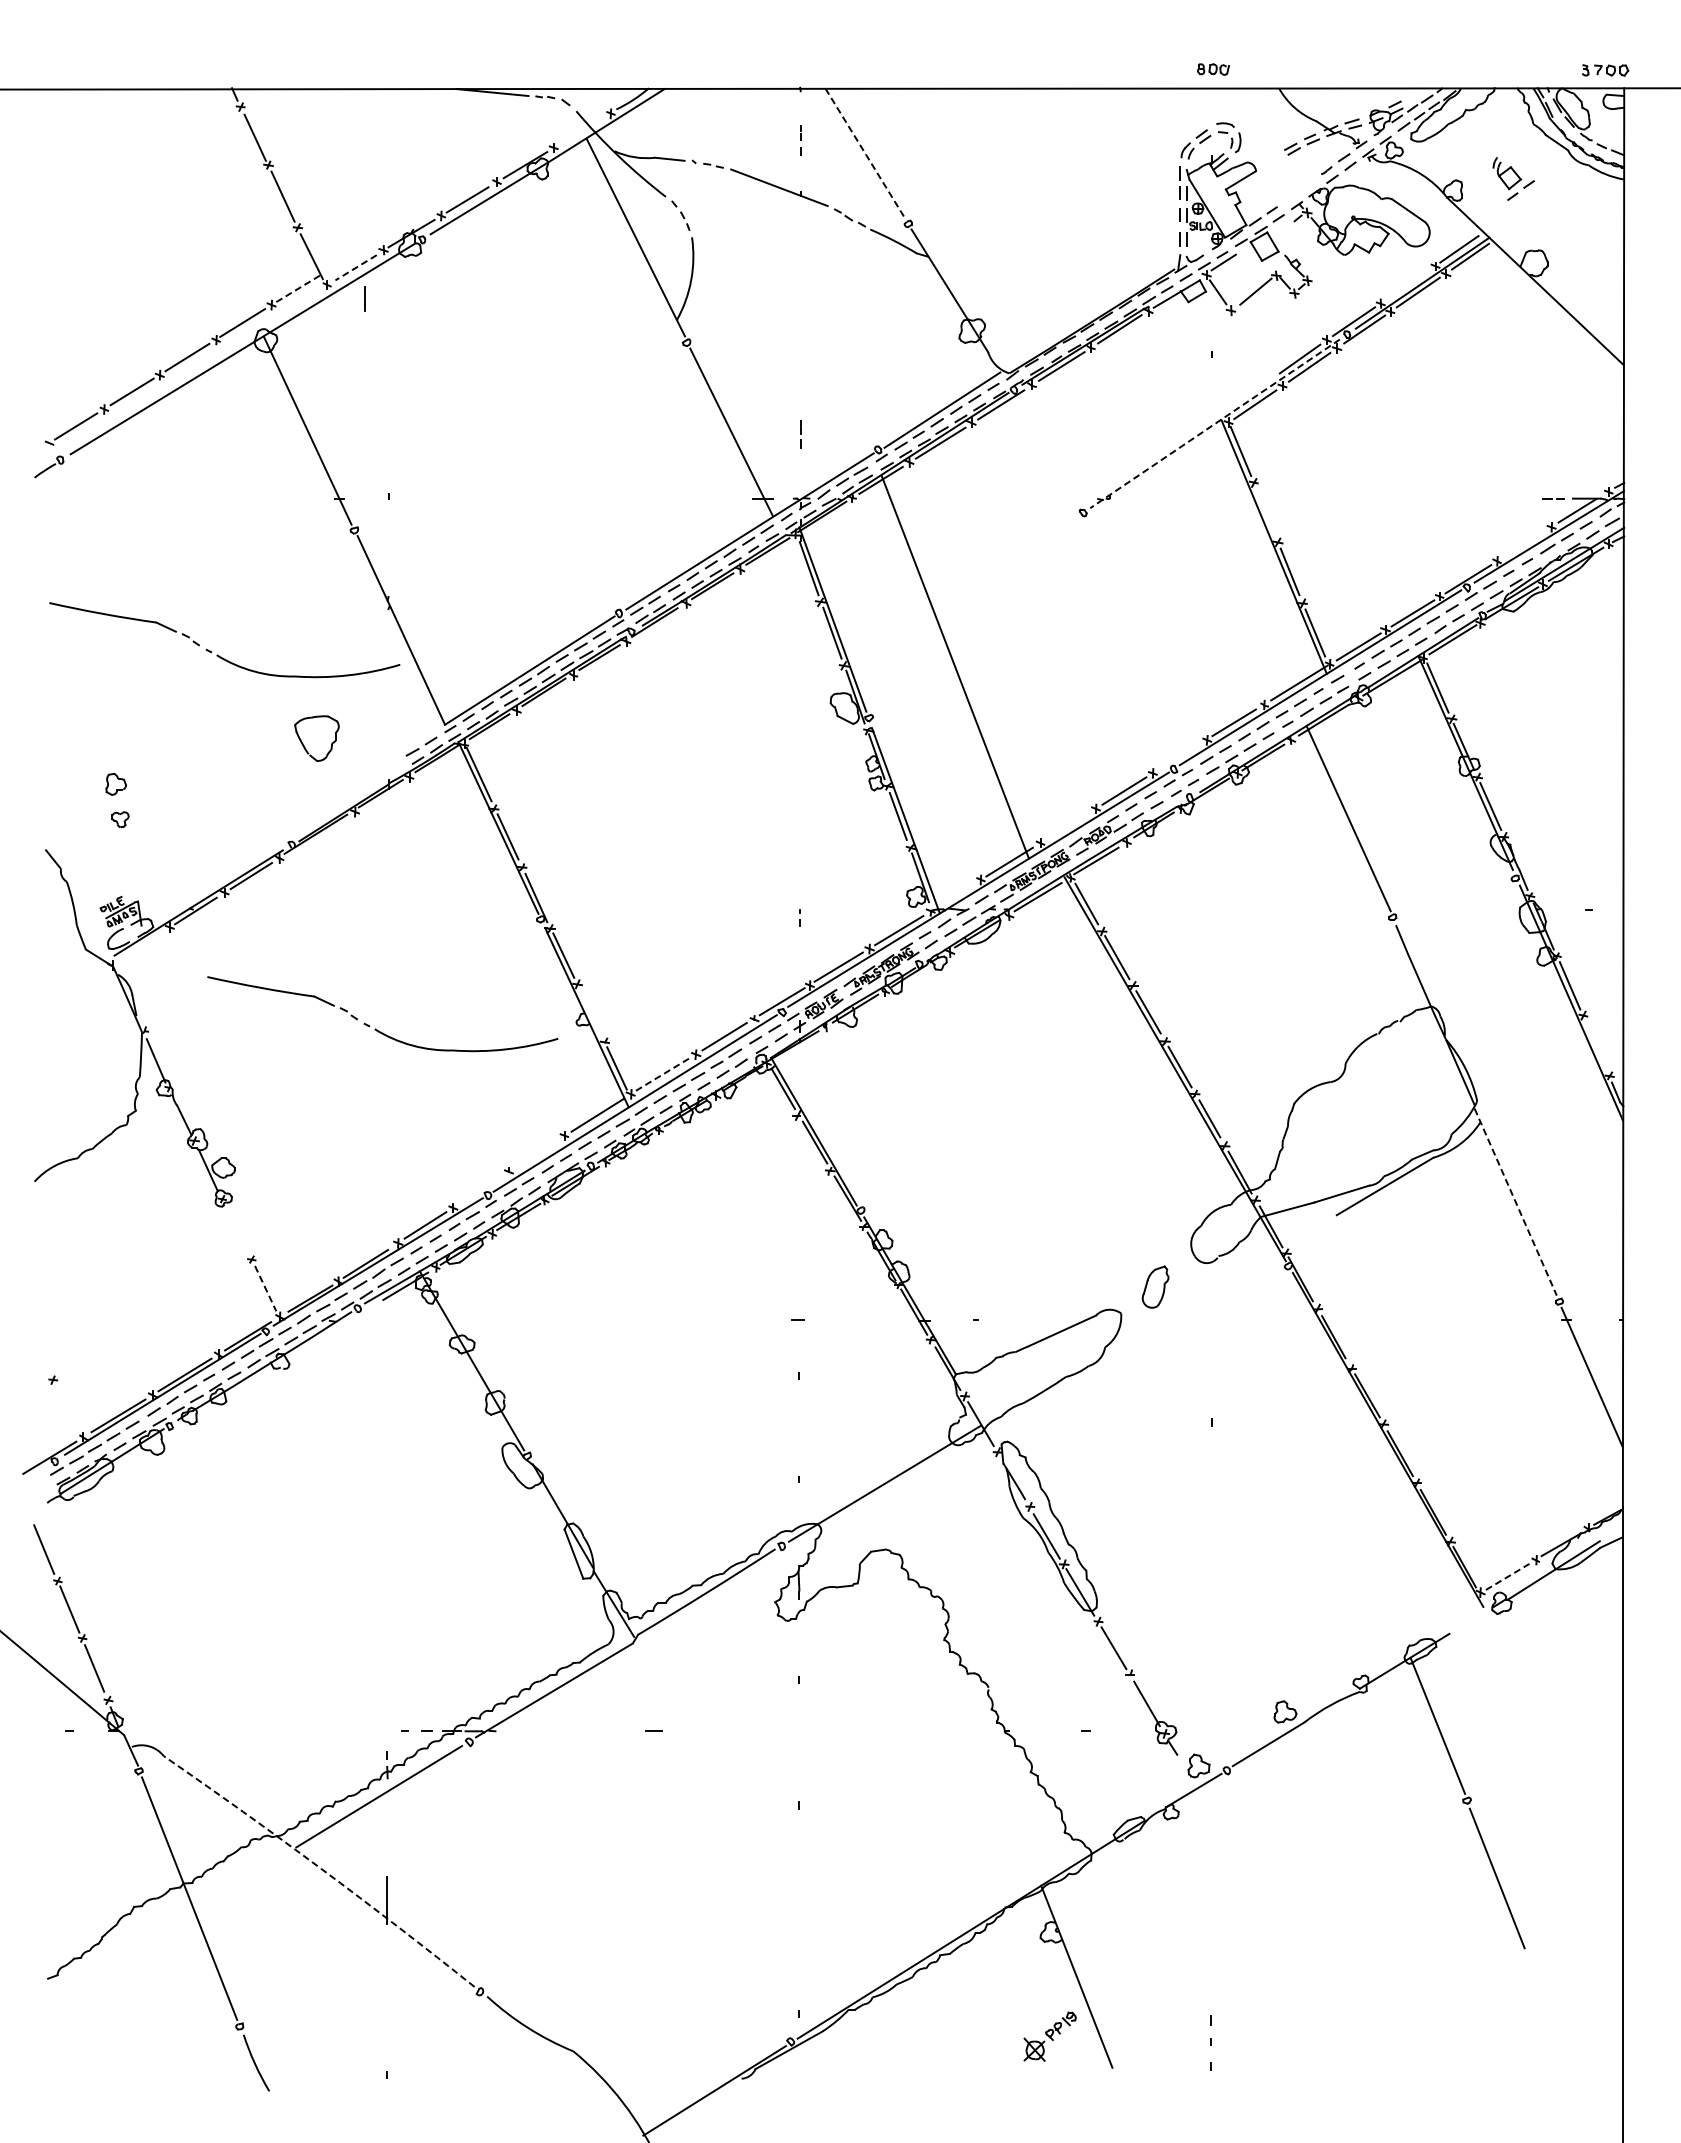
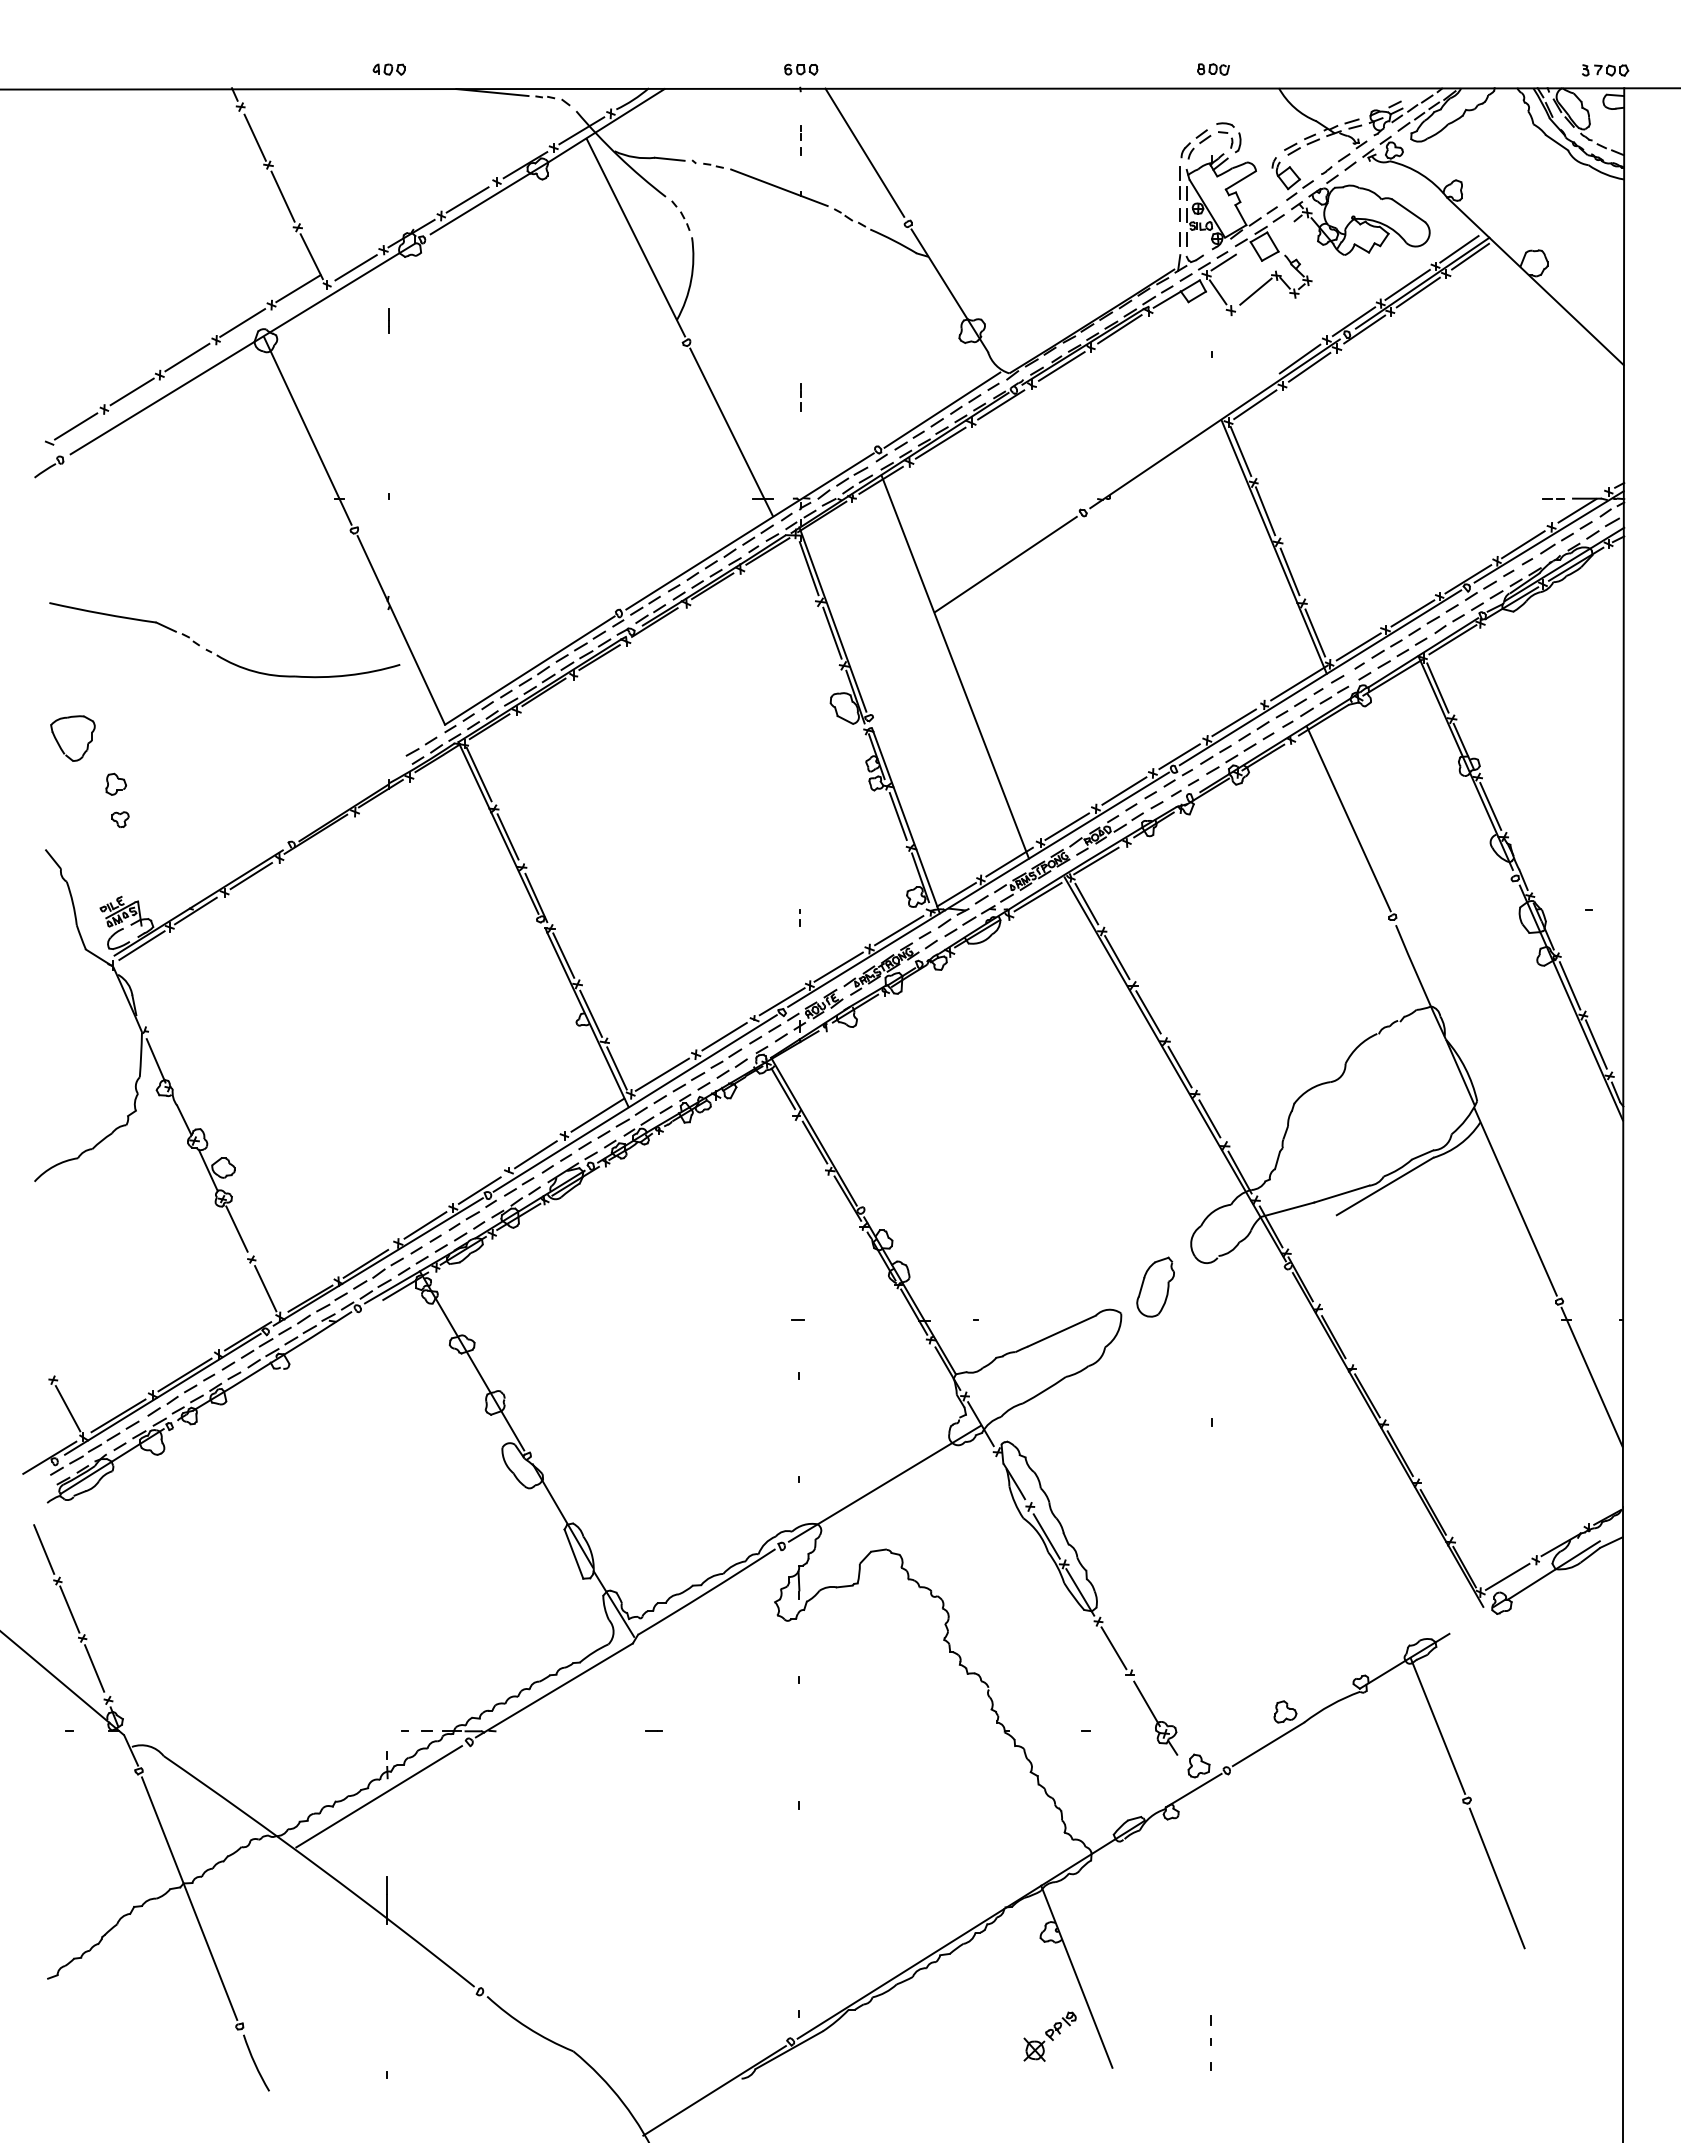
part: none -> present (388, 69)
part: none -> present (801, 69)
line: none -> present (581, 130)
line: dashed -> solid (865, 153)
part position: (1513, 178) -> (1292, 178) (1292, 178)
line: dashed -> solid (355, 268)
line: none -> present (1407, 284)
line: dashed -> solid (298, 288)
line position: (364, 298) -> (388, 320) (388, 320)
line: dashed -> solid (1215, 423)
line position: (800, 434) -> (800, 397) (800, 397)
line: none -> present (1265, 511)
line: none -> present (1523, 544)
line: none -> present (1005, 564)
part position: (316, 738) -> (72, 738) (72, 738)
line: none -> present (1179, 756)
line: none -> present (1066, 826)
line: none -> present (956, 894)
line: none -> present (141, 945)
line: none -> present (591, 1013)
part: present -> none (375, 1028)
line: none -> present (1595, 1044)
line: dashed -> solid (662, 1075)
line: none -> present (535, 1154)
line: none -> present (479, 1190)
line: dashed -> solid (1515, 1202)
line: none -> present (236, 1228)
part size: 29x44 px -> 39x62 px (1155, 1286)
line: dashed -> solid (265, 1288)
line: none -> present (67, 1408)
line: dashed -> solid (1508, 1576)
arc: dashed -> solid (321, 1868)
